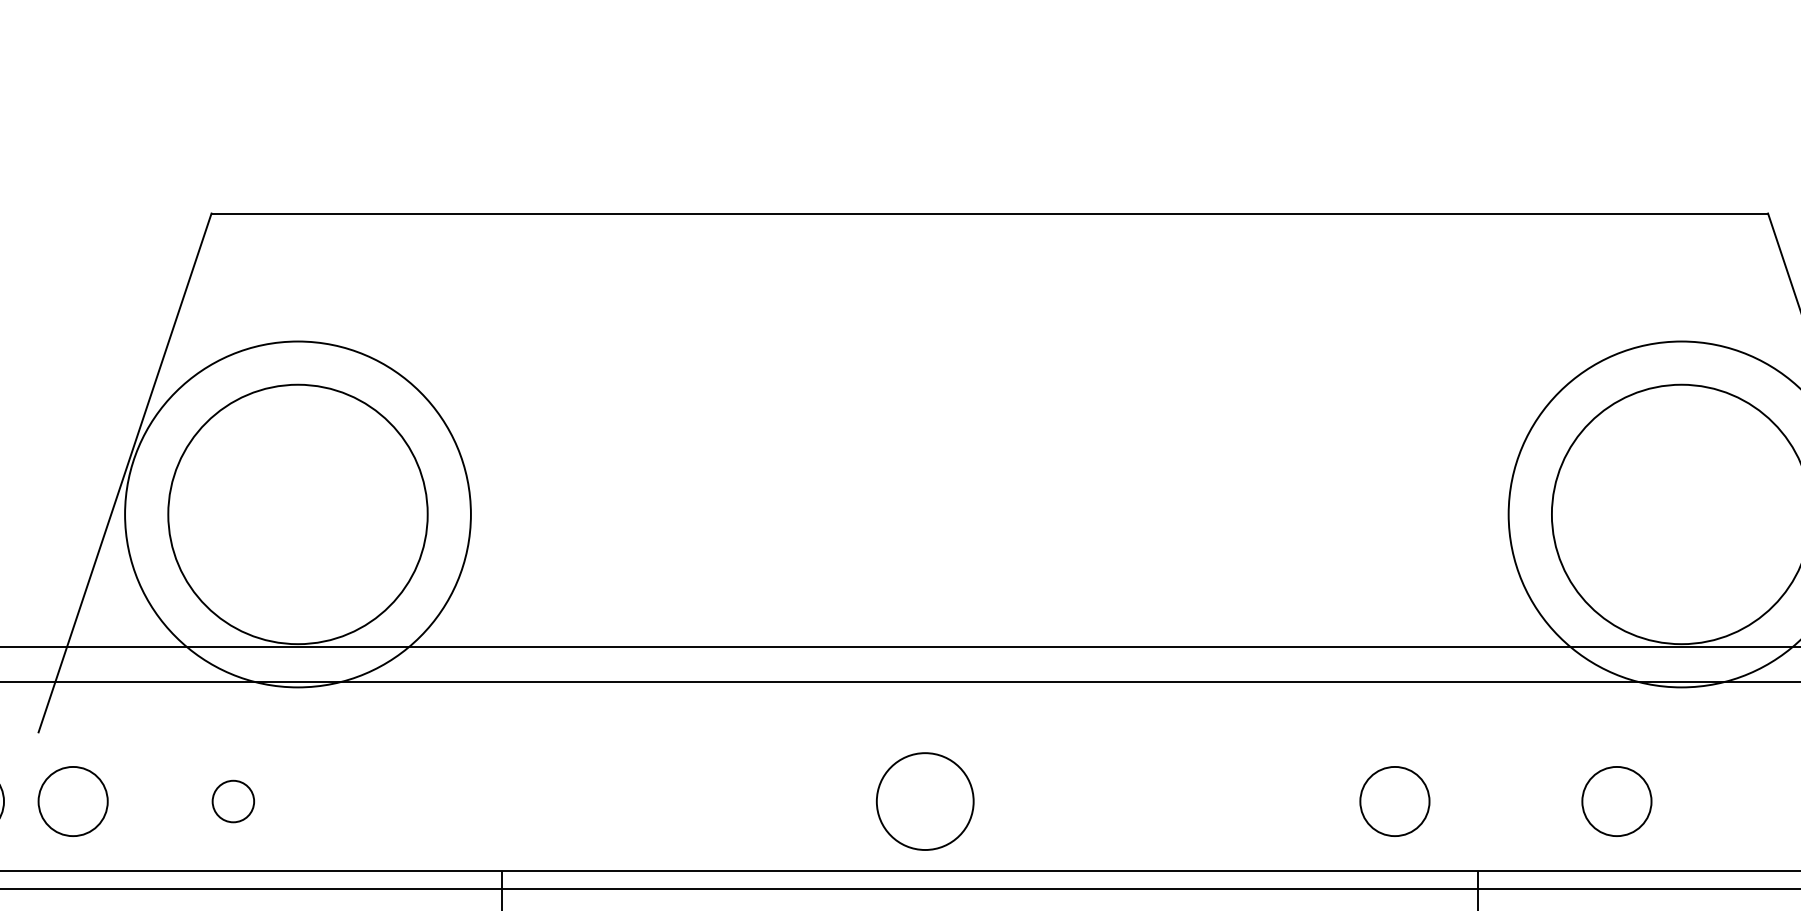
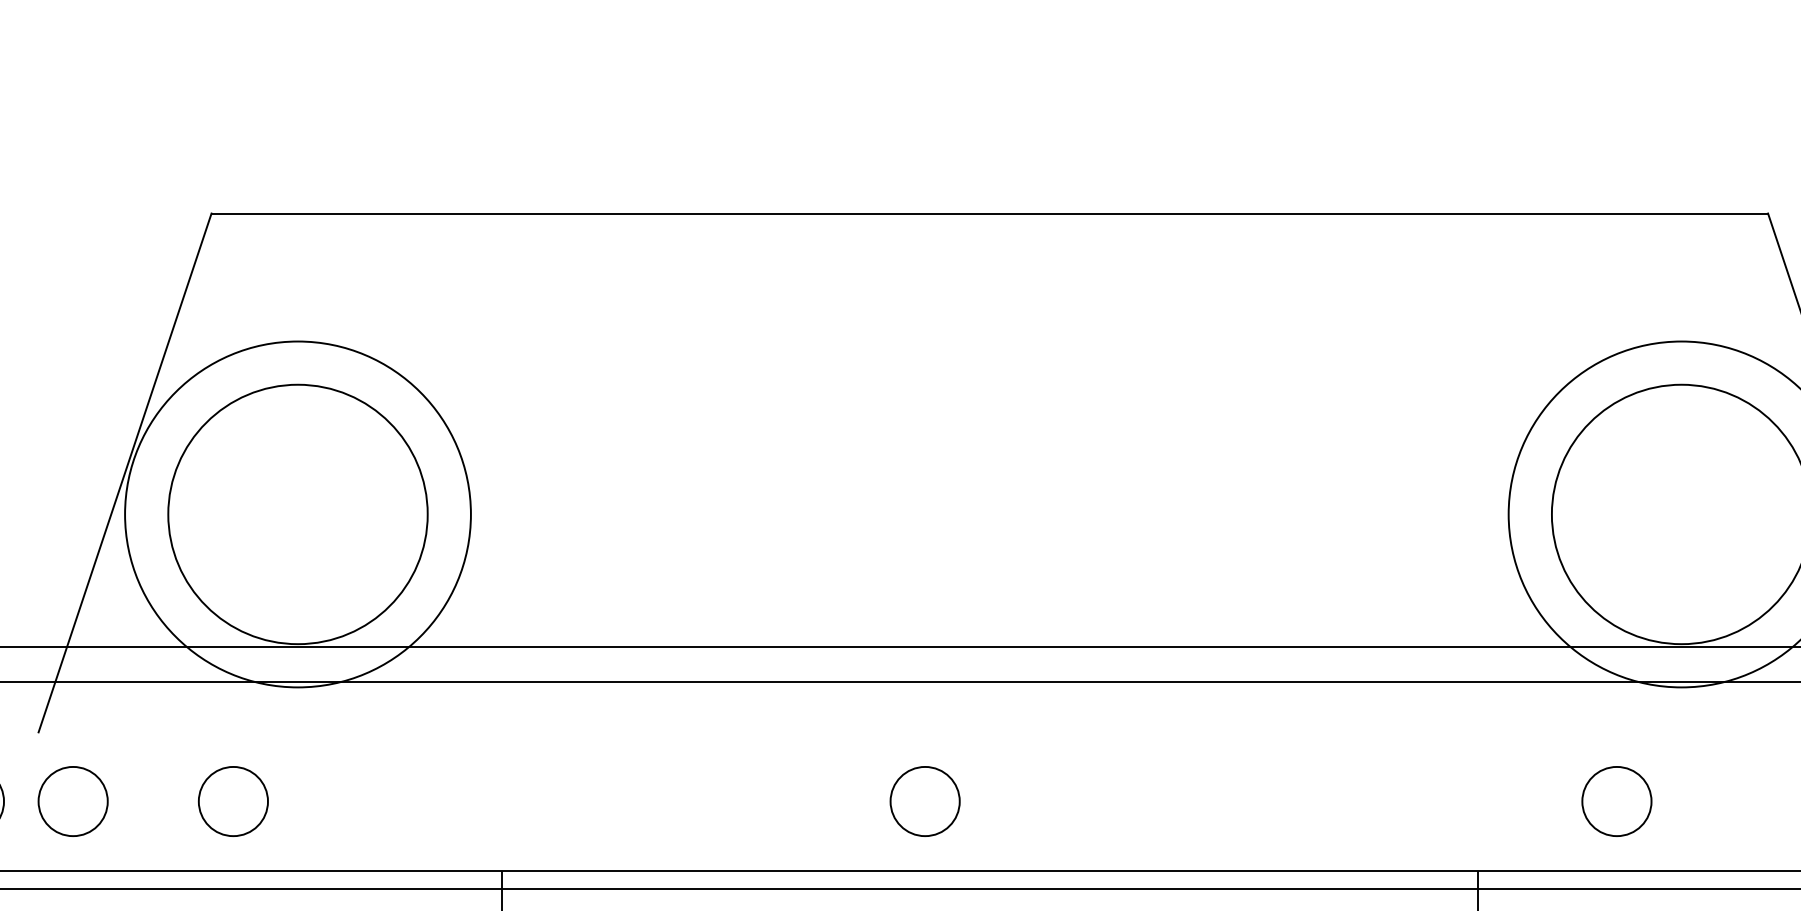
circle diameter: 42 px -> 69 px (233, 801)
circle size: 100x99 px -> 72x71 px (924, 801)
circle: present -> none (1394, 801)
